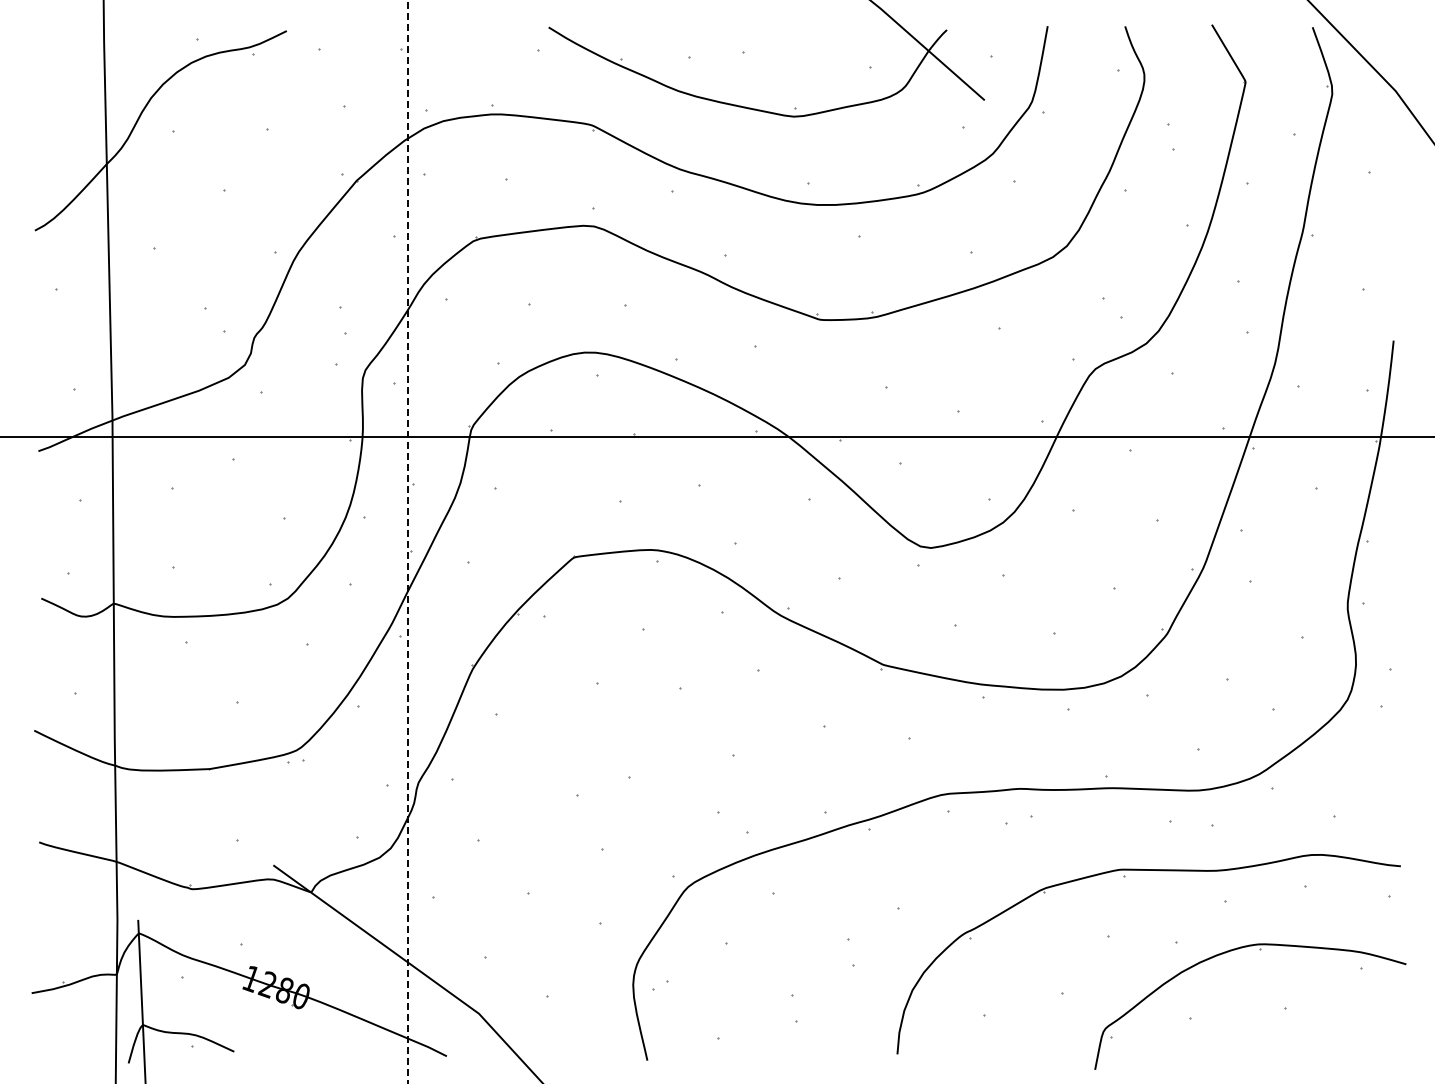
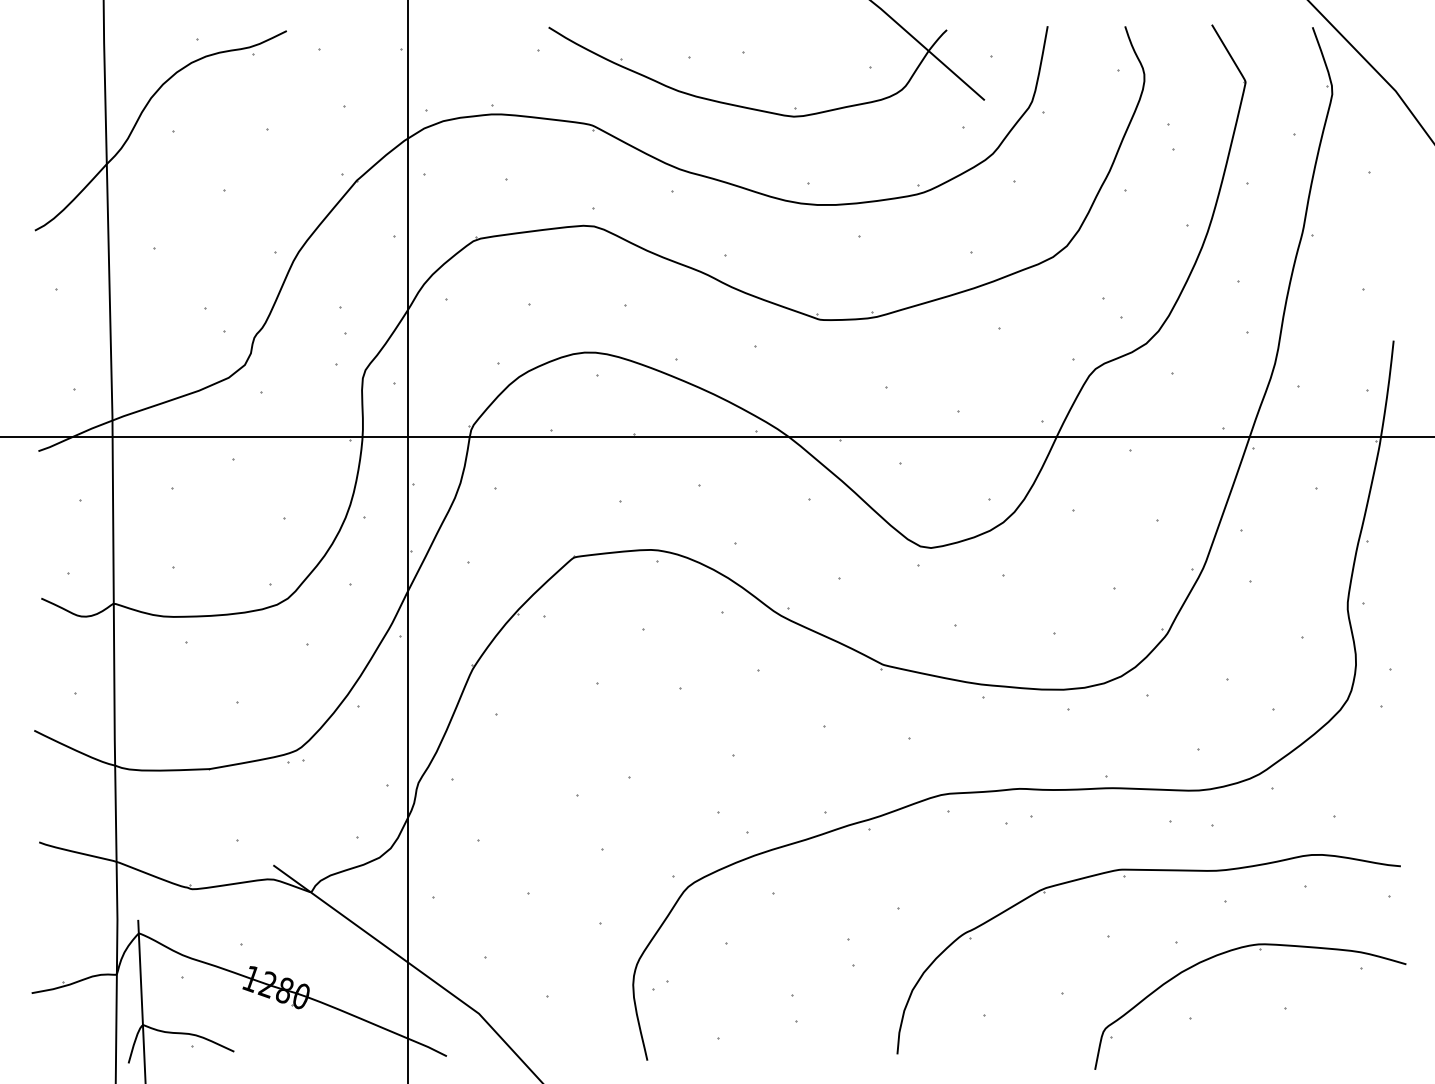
line: dashed -> solid (407, 541)
